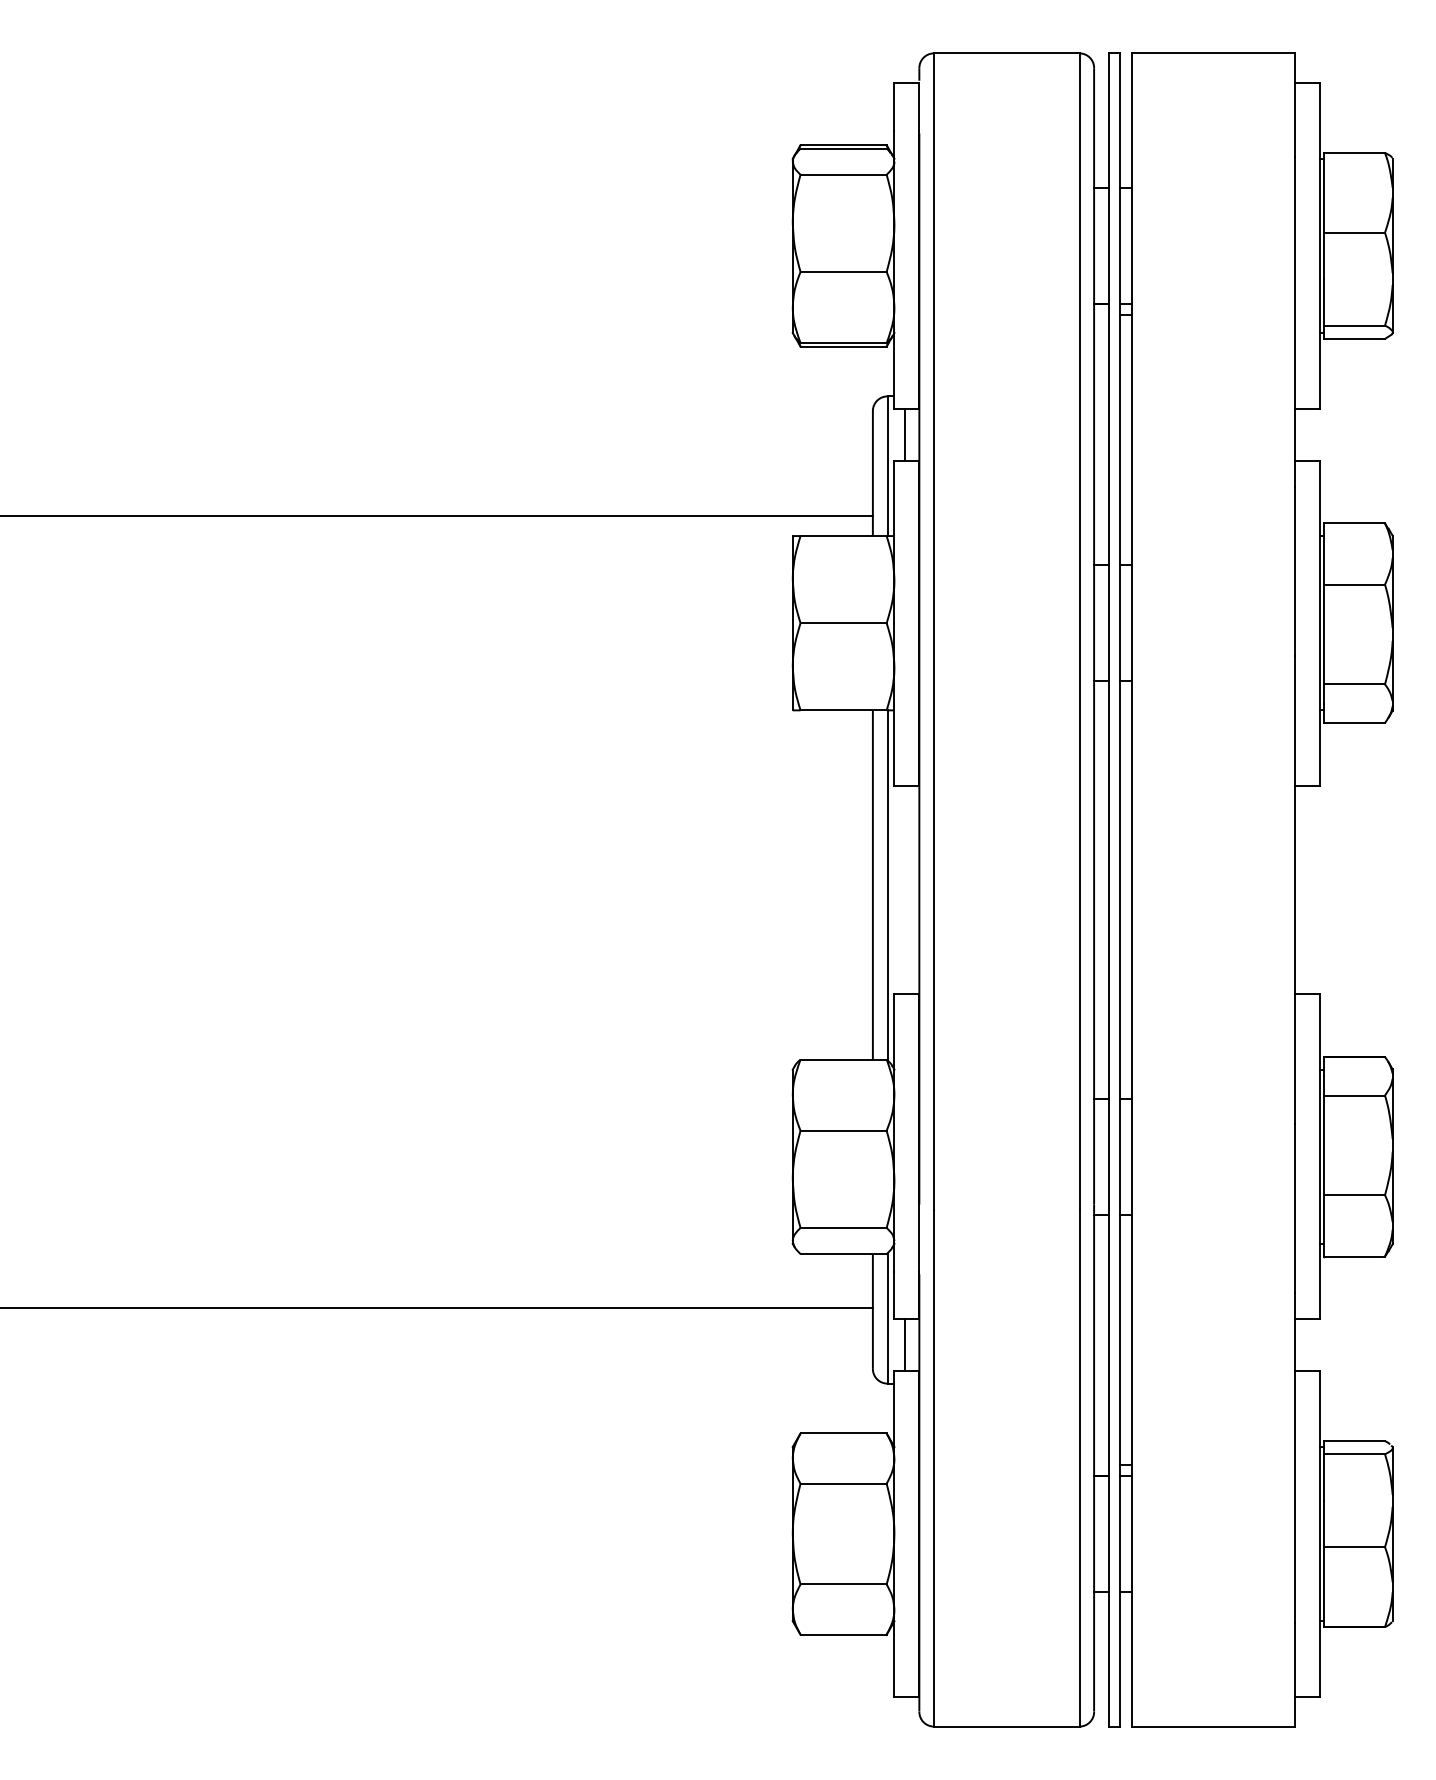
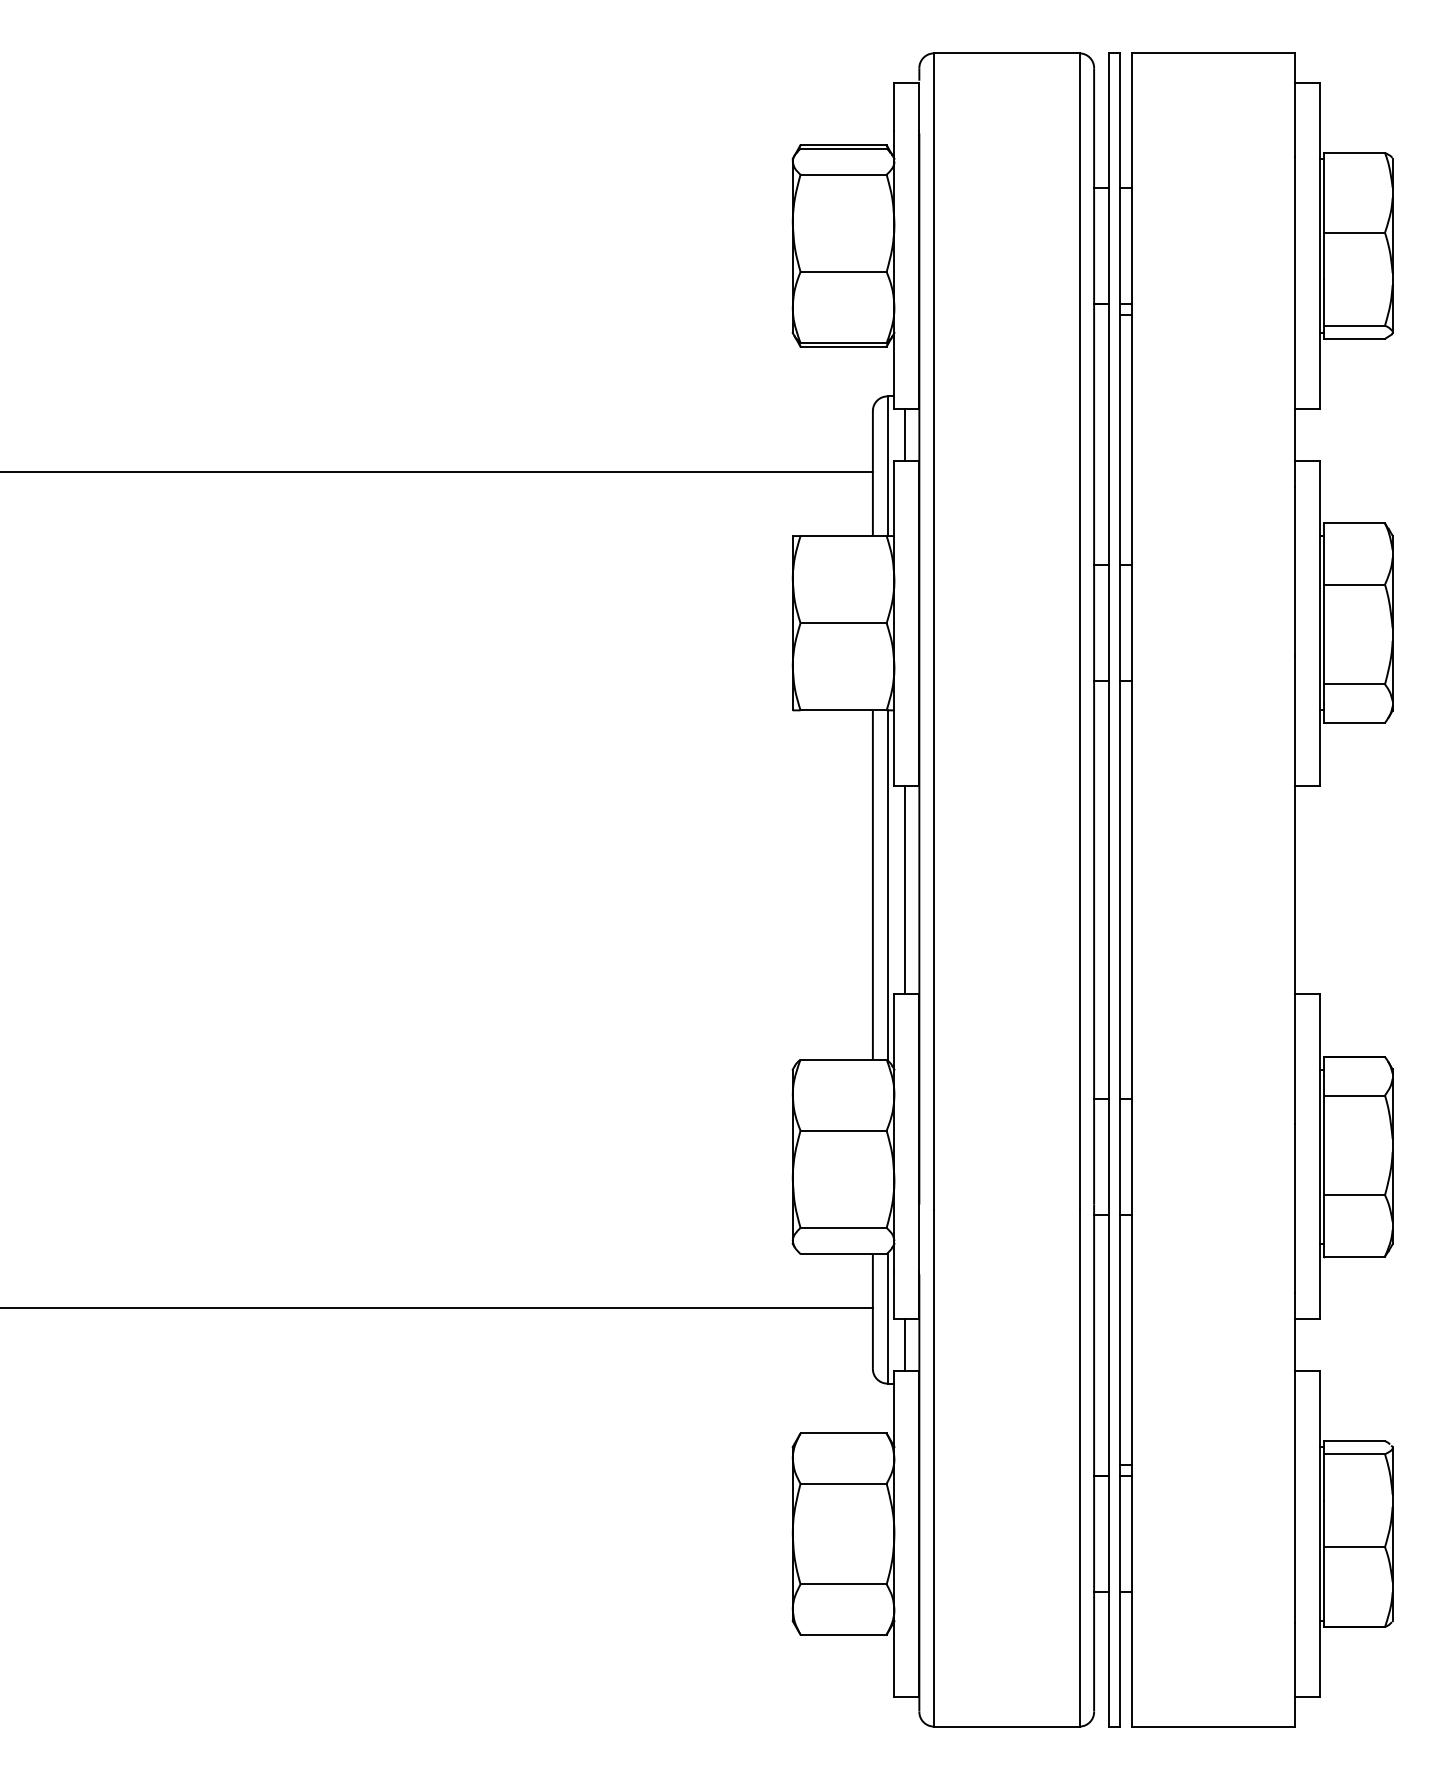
line position: (437, 515) -> (437, 471) (437, 471)
line: none -> present (904, 889)
